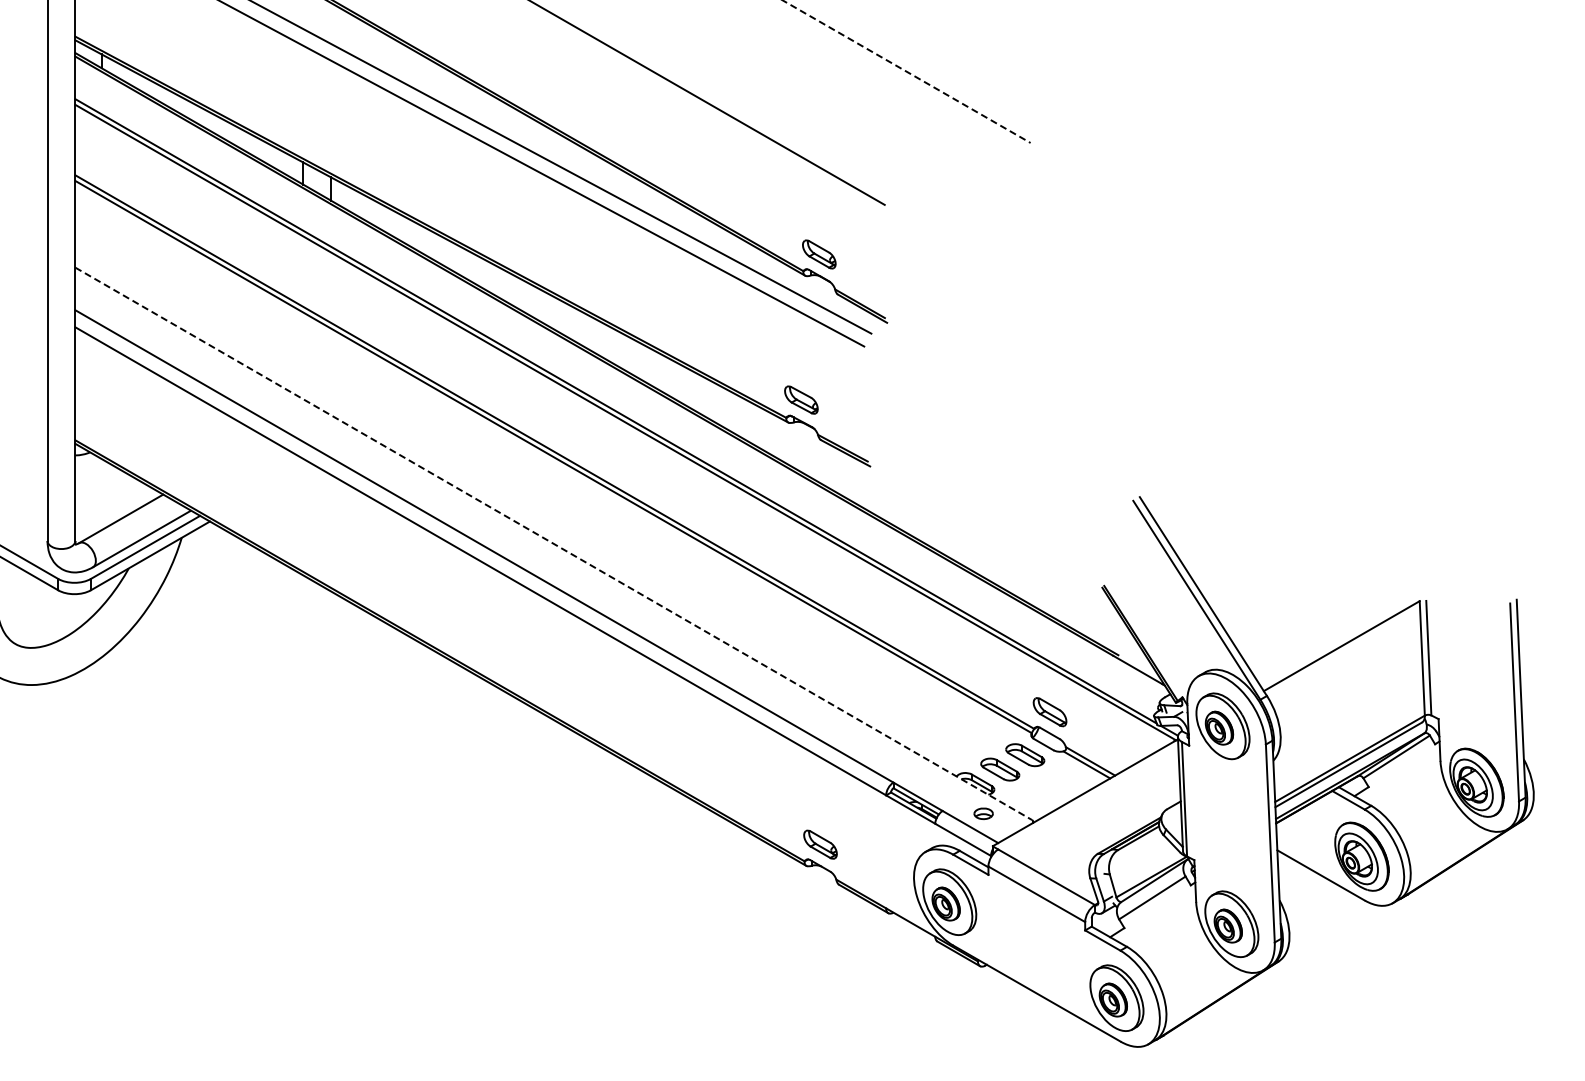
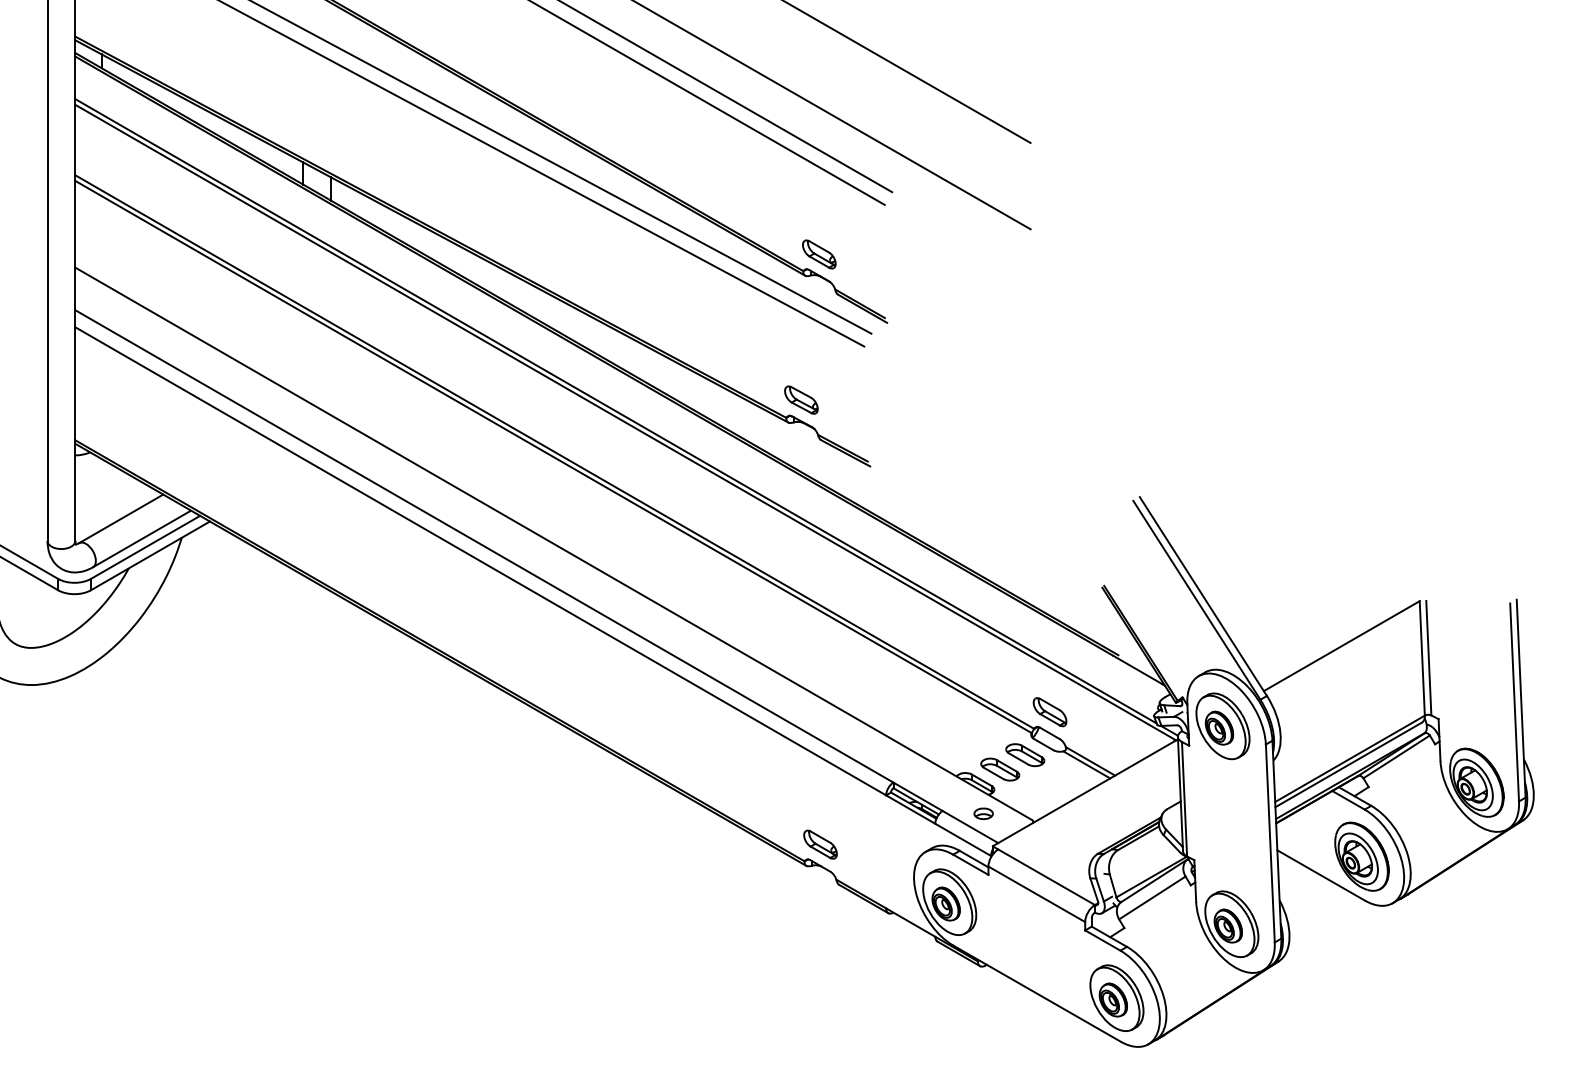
line: dashed -> solid (906, 71)
line: none -> present (726, 97)
line: none -> present (832, 115)
line: dashed -> solid (554, 544)
